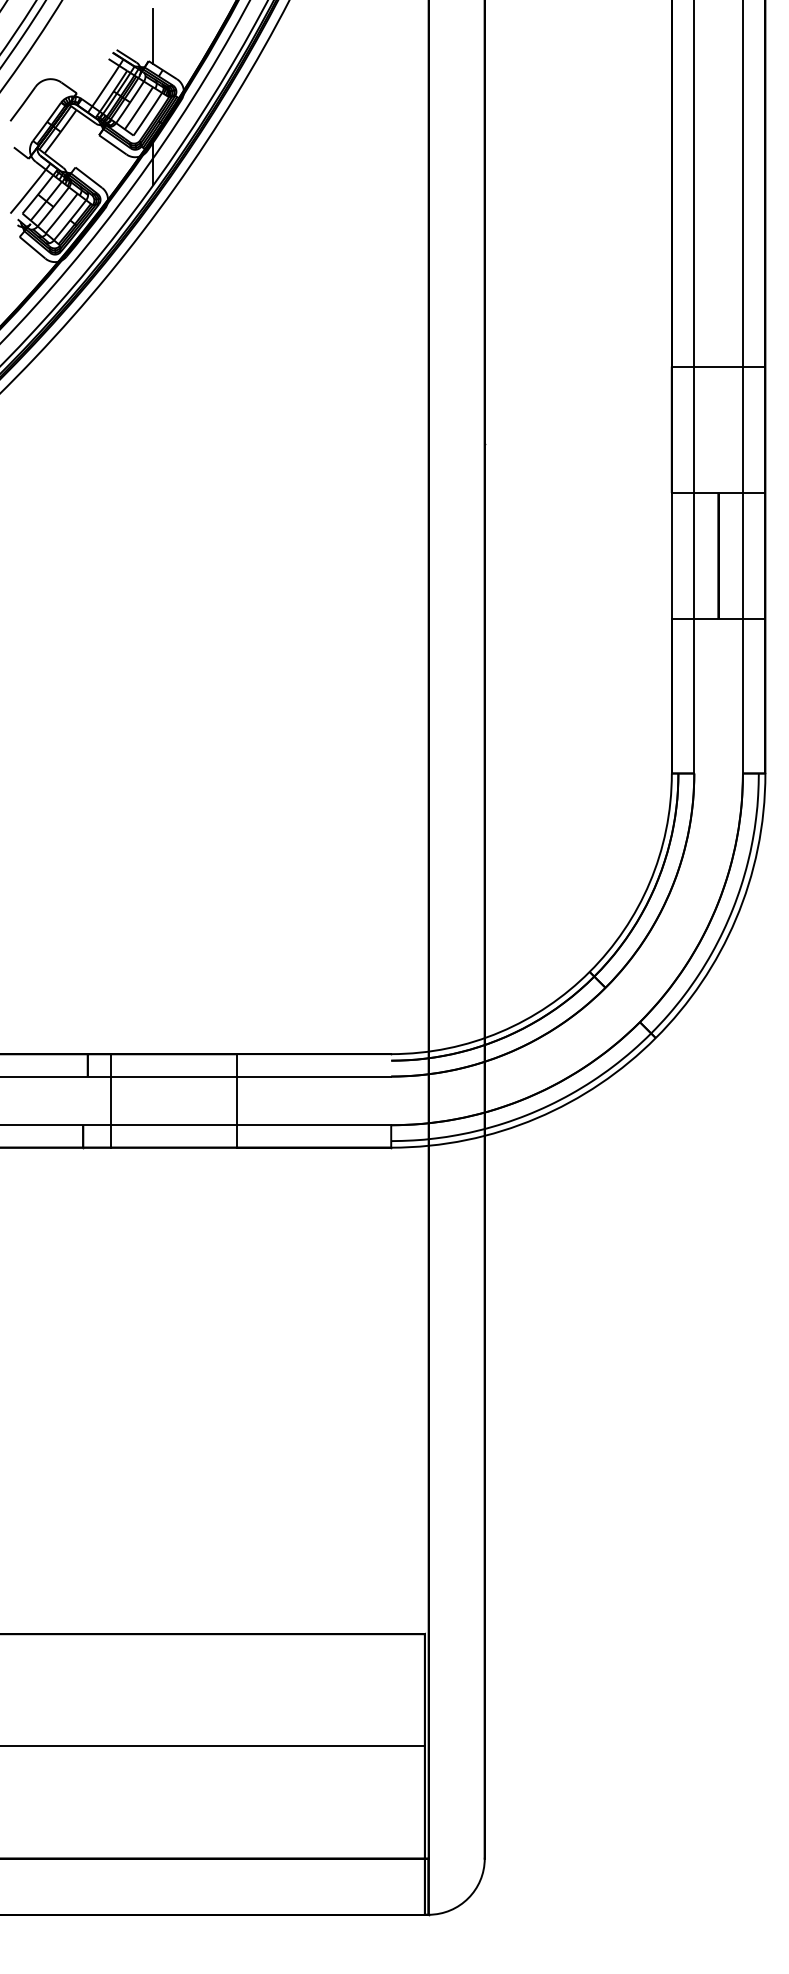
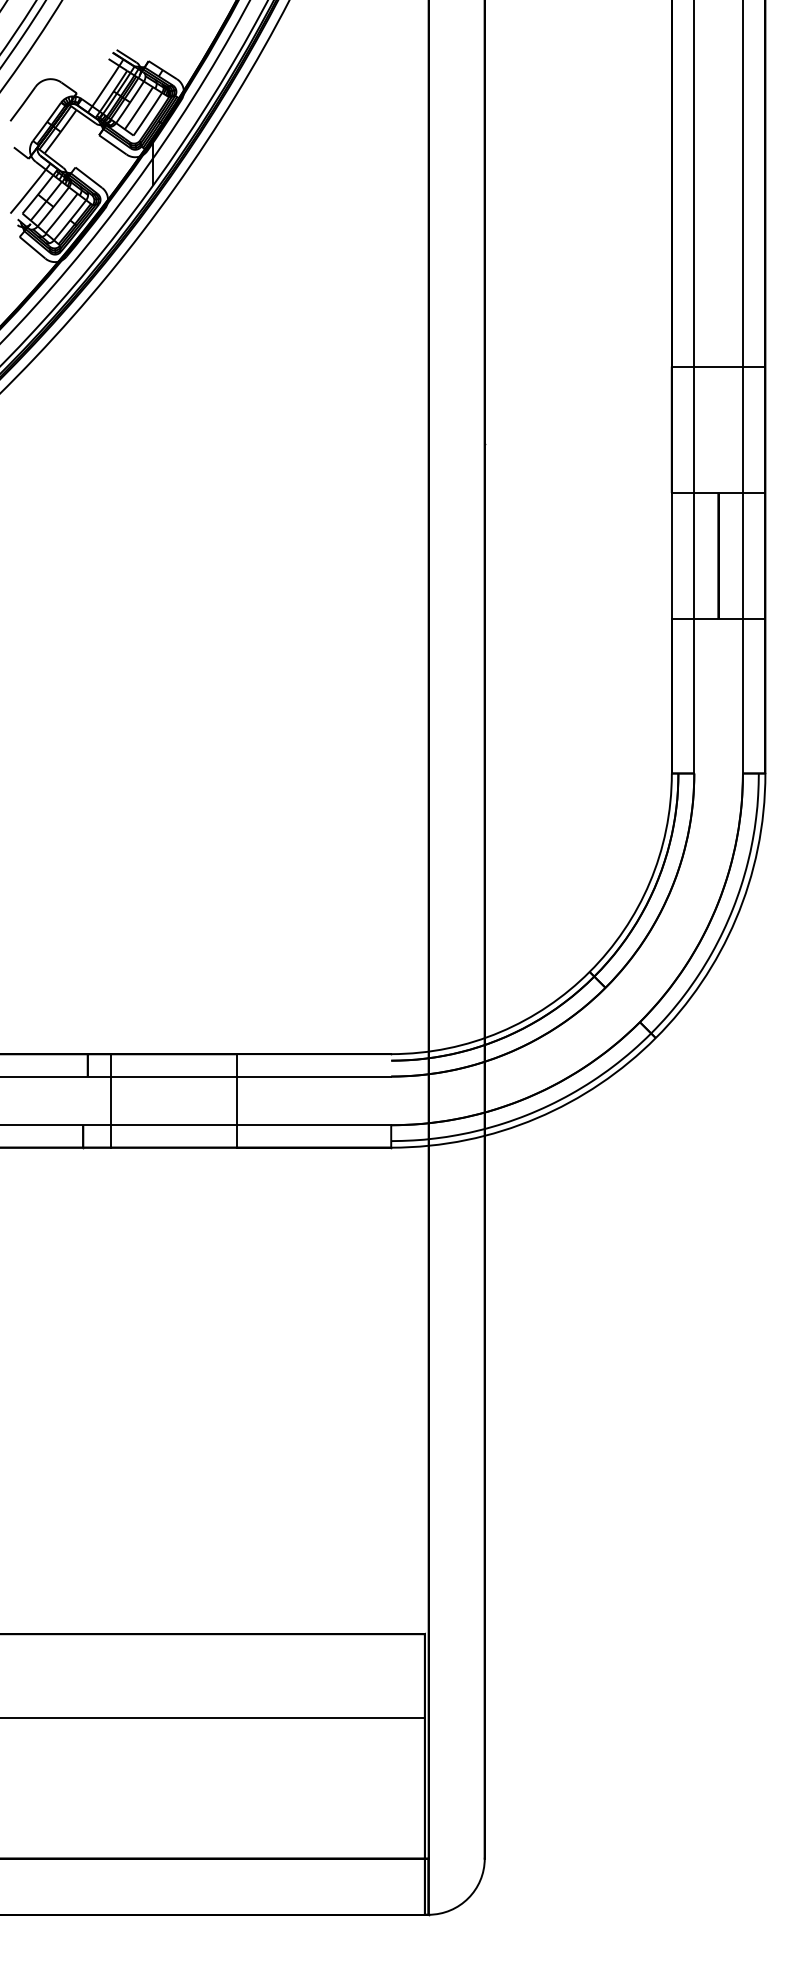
line: present -> none (153, 36)
line position: (213, 1746) -> (213, 1718) (213, 1718)
